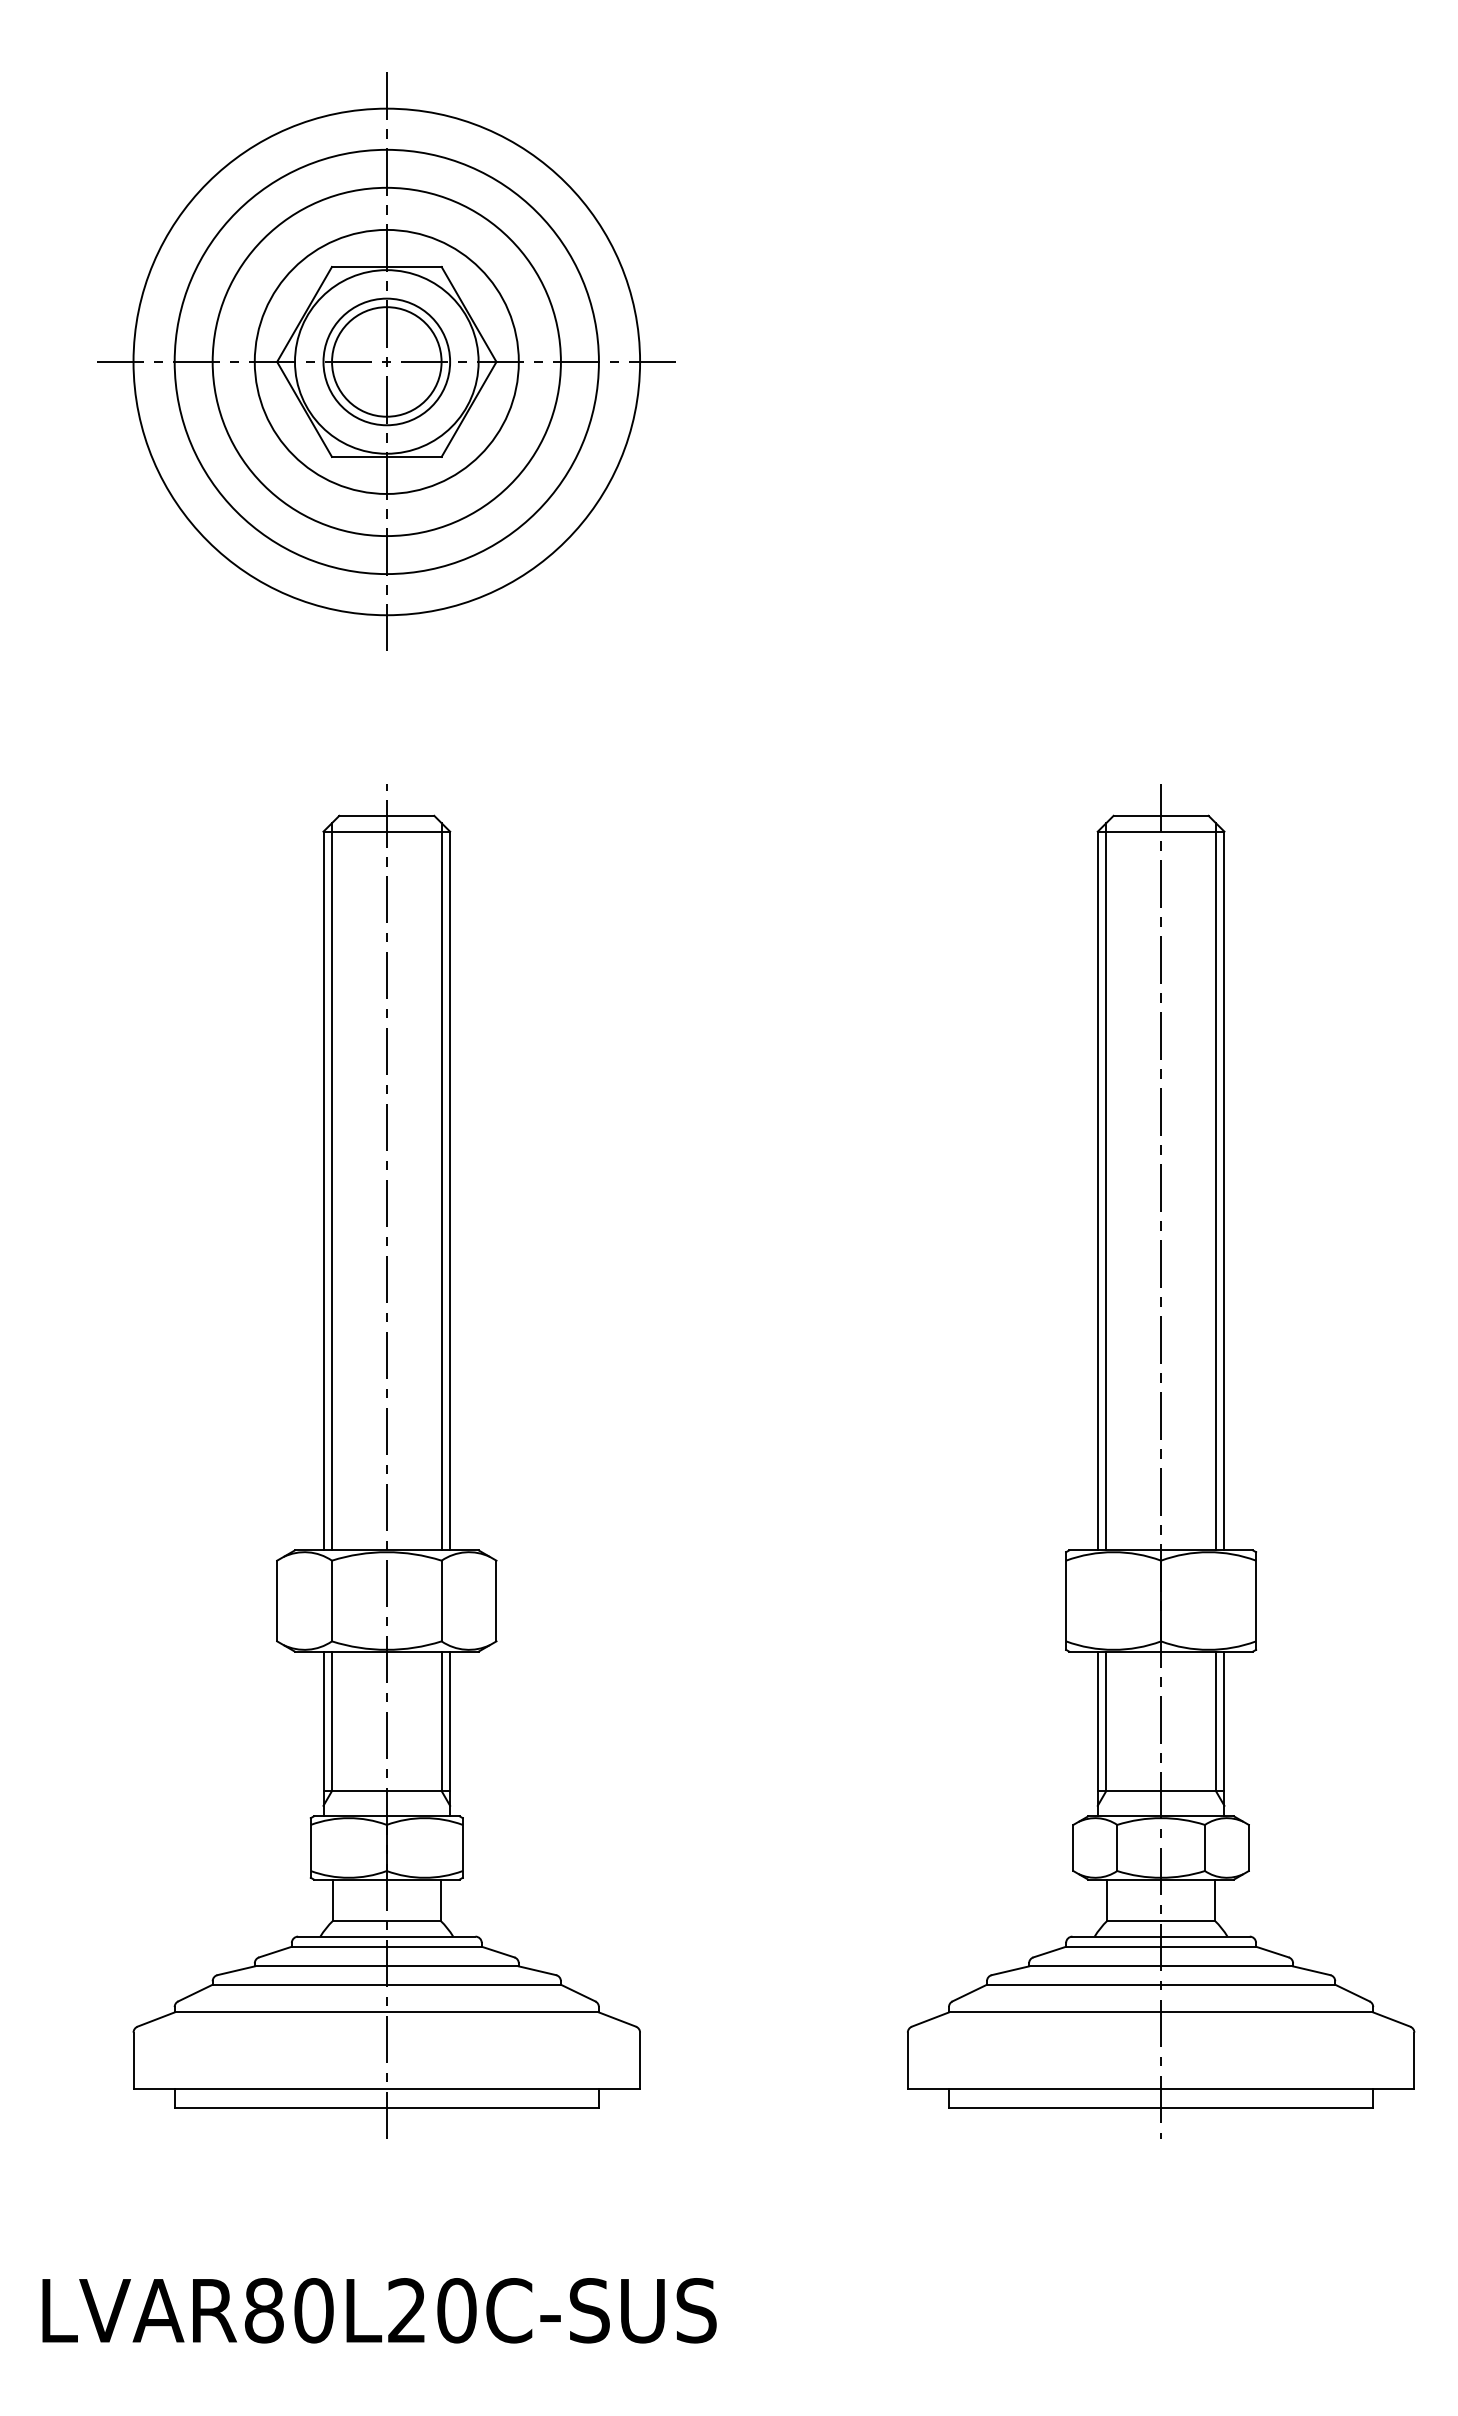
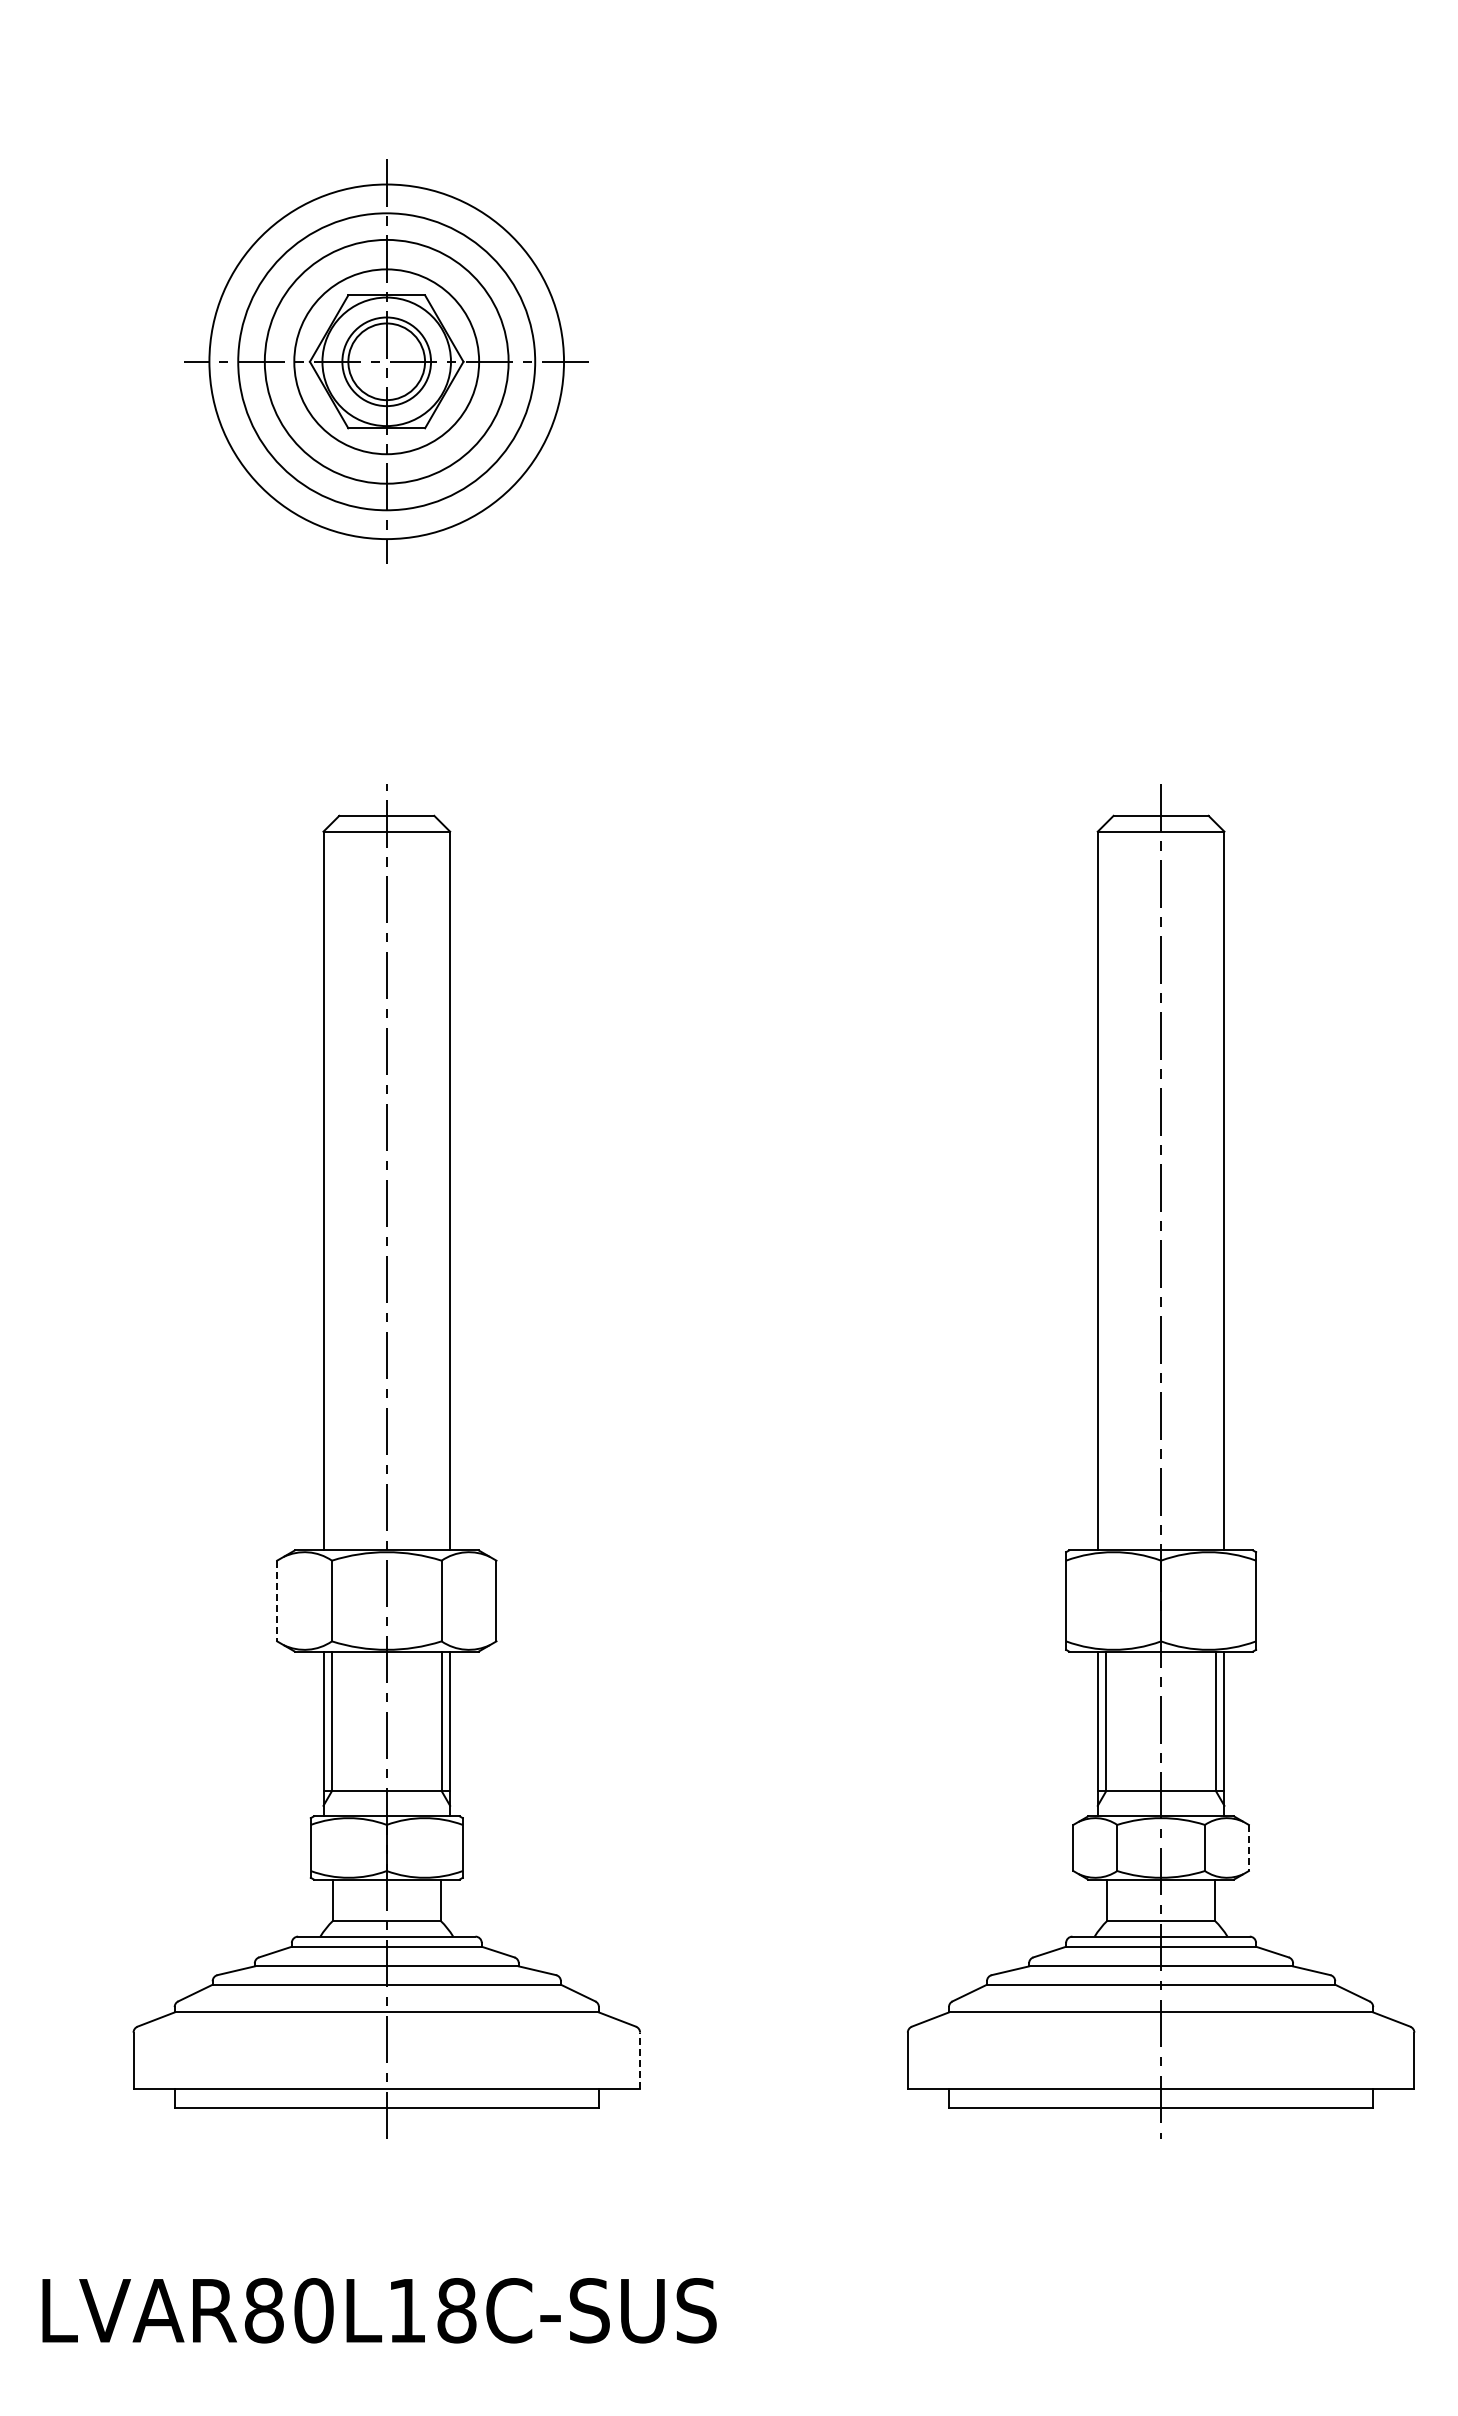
part size: 579x579 px -> 405x405 px (386, 361)
line: present -> none (332, 1186)
line: present -> none (441, 1186)
line: present -> none (1106, 1186)
line: present -> none (1215, 1186)
line: solid -> dashed (277, 1601)
line: solid -> dashed (1248, 1848)
line: solid -> dashed (640, 2060)
text: LVAR80L20C-SUS -> LVAR80L18C-SUS (432, 2310)
